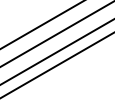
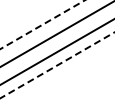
line: solid -> dashed (42, 24)
line: solid -> dashed (57, 65)
